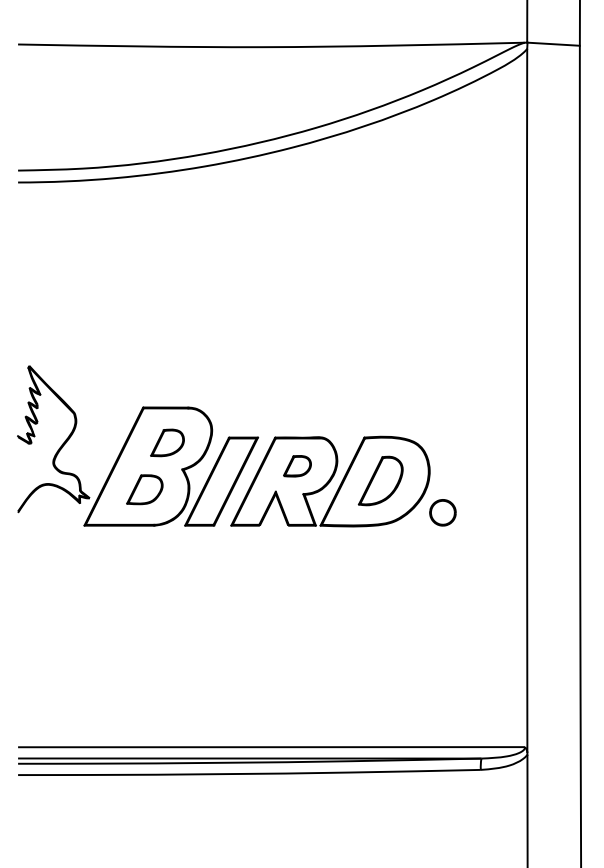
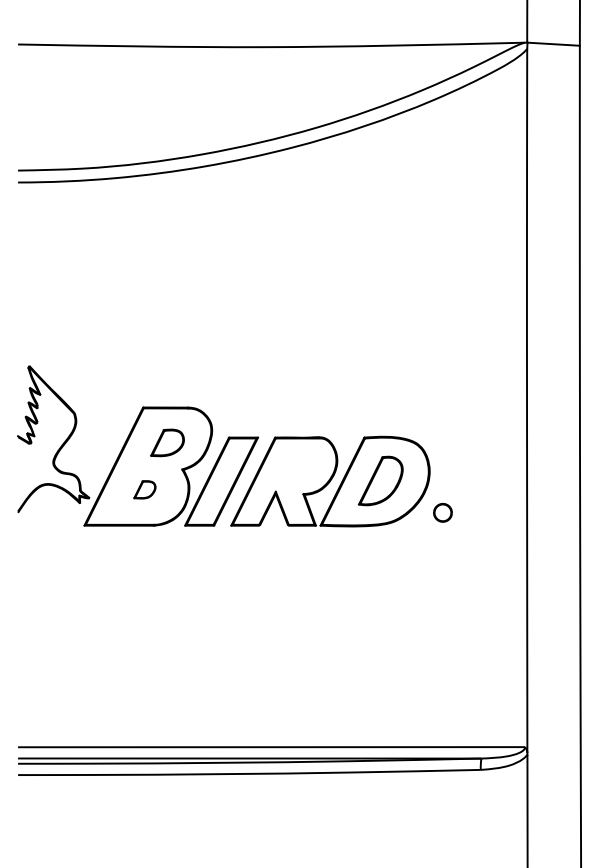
part: present -> none (297, 466)
part size: 38x32 px -> 24x20 px (144, 489)
part size: 28x28 px -> 20x20 px (442, 512)
